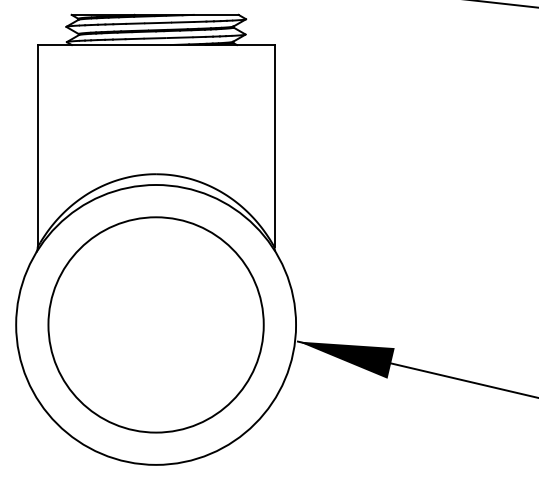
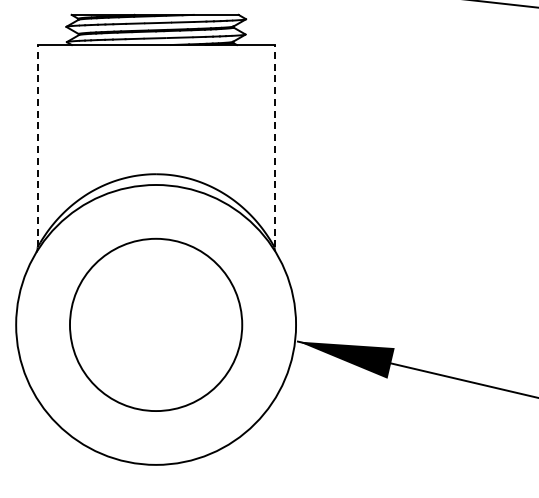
line: solid -> dashed (37, 145)
line: solid -> dashed (274, 145)
circle diameter: 215 px -> 172 px (155, 324)
